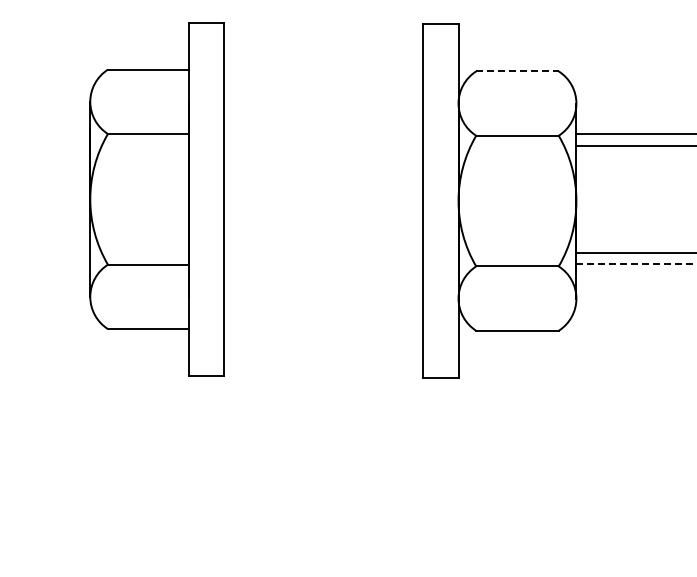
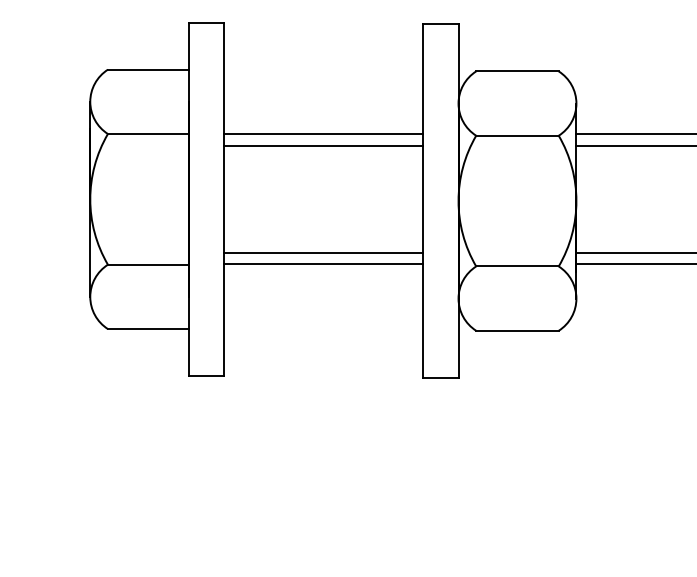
line: dashed -> solid (517, 71)
line: none -> present (323, 134)
line: none -> present (323, 146)
line: none -> present (323, 252)
line: none -> present (323, 264)
line: dashed -> solid (636, 264)
